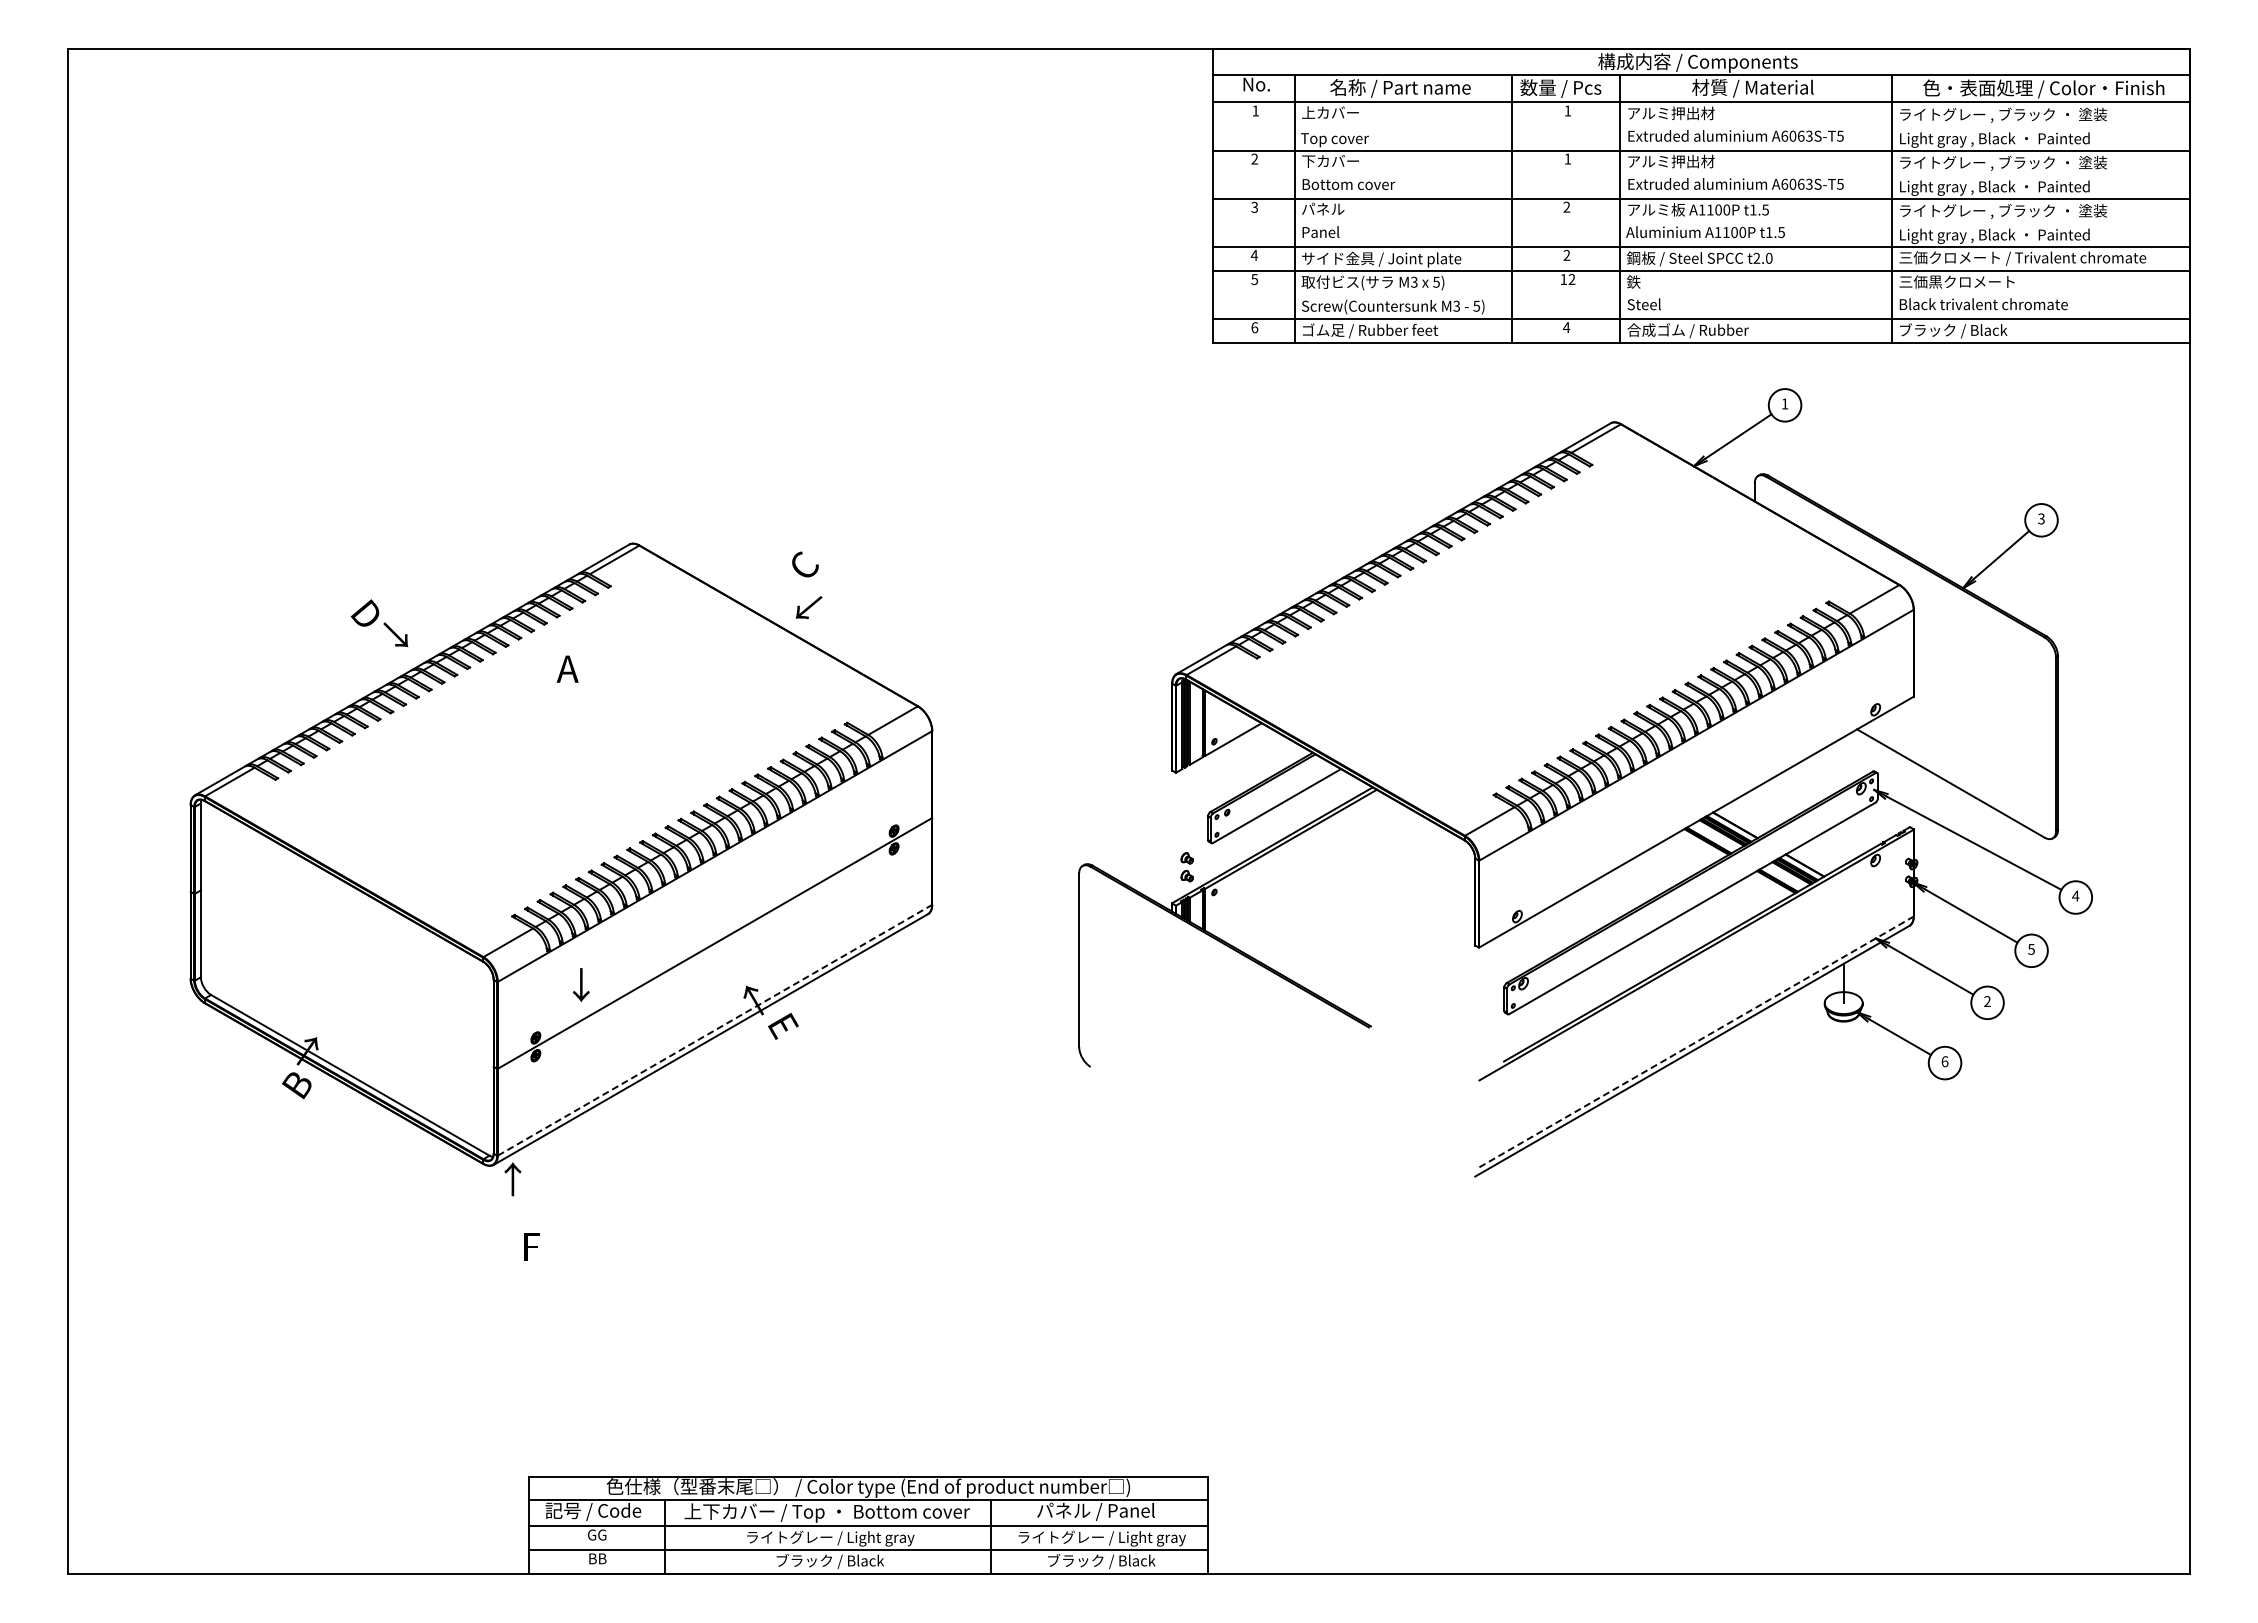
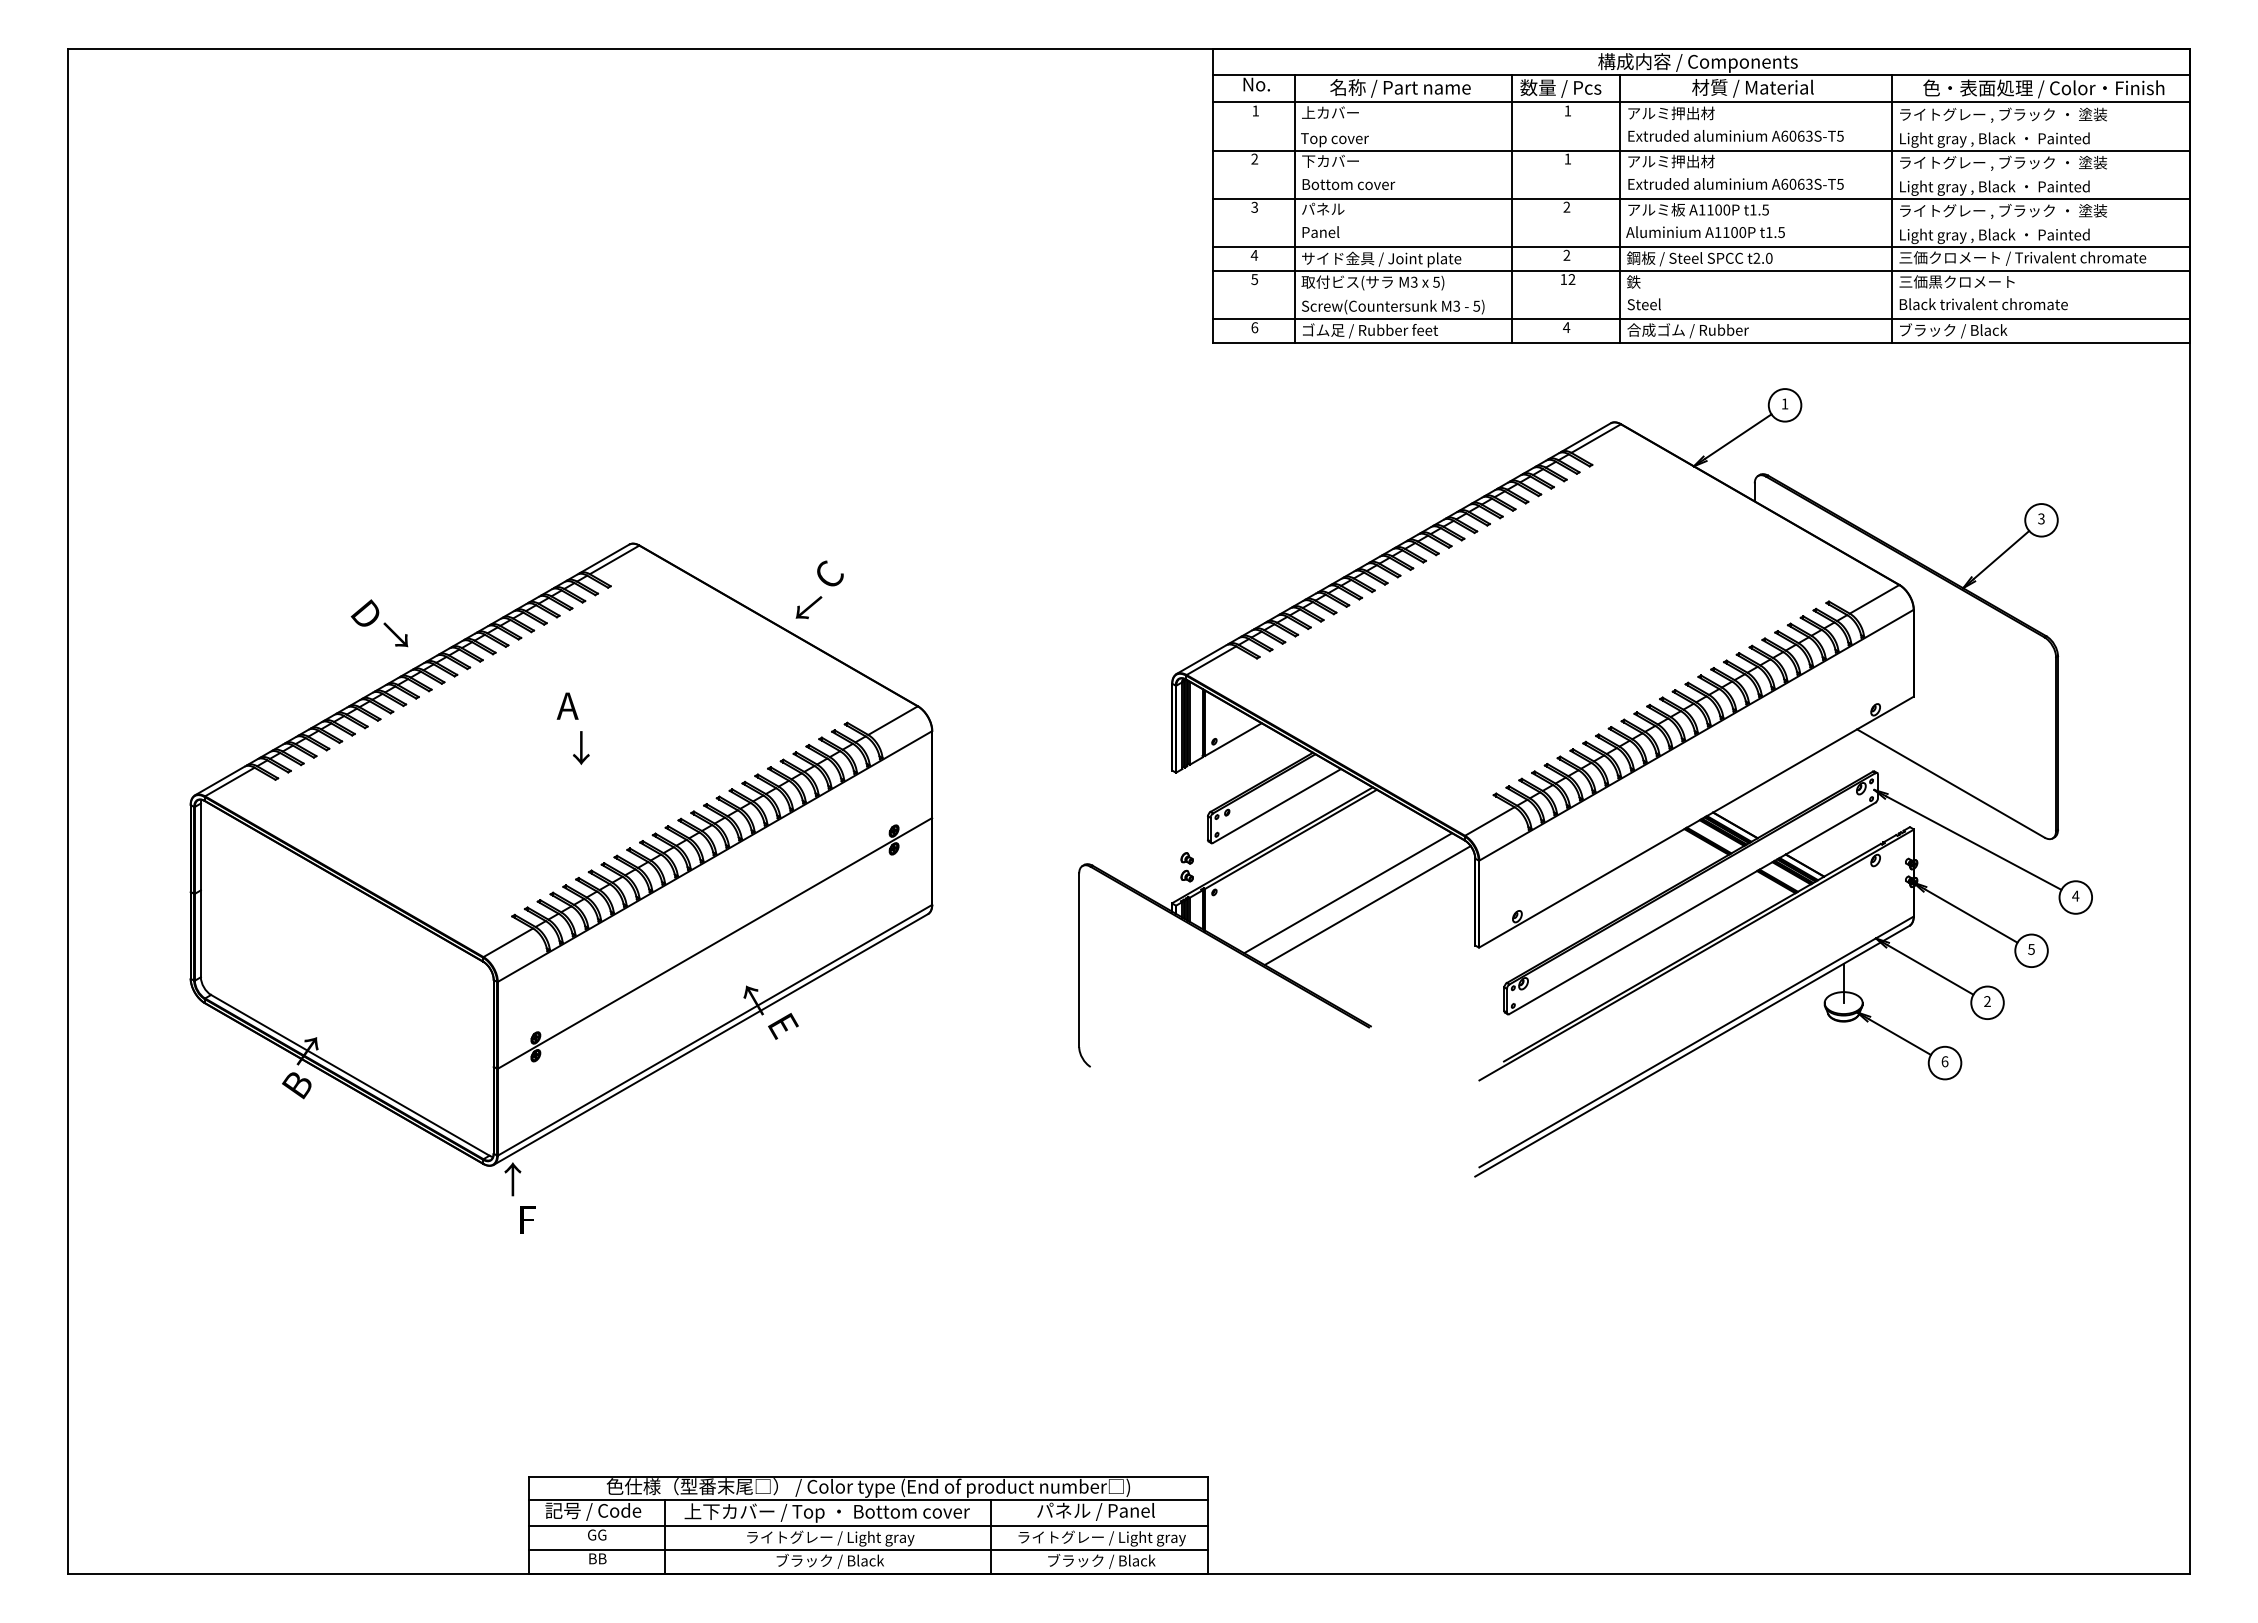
text position: (805, 564) -> (830, 573) (830, 573)
text position: (567, 668) -> (567, 705) (567, 705)
line: none -> present (1348, 893)
line: none -> present (1367, 905)
text position: (581, 984) -> (581, 747) (581, 747)
line: dashed -> solid (715, 1030)
line: dashed -> solid (1696, 1041)
text position: (531, 1246) -> (527, 1219) (527, 1219)
